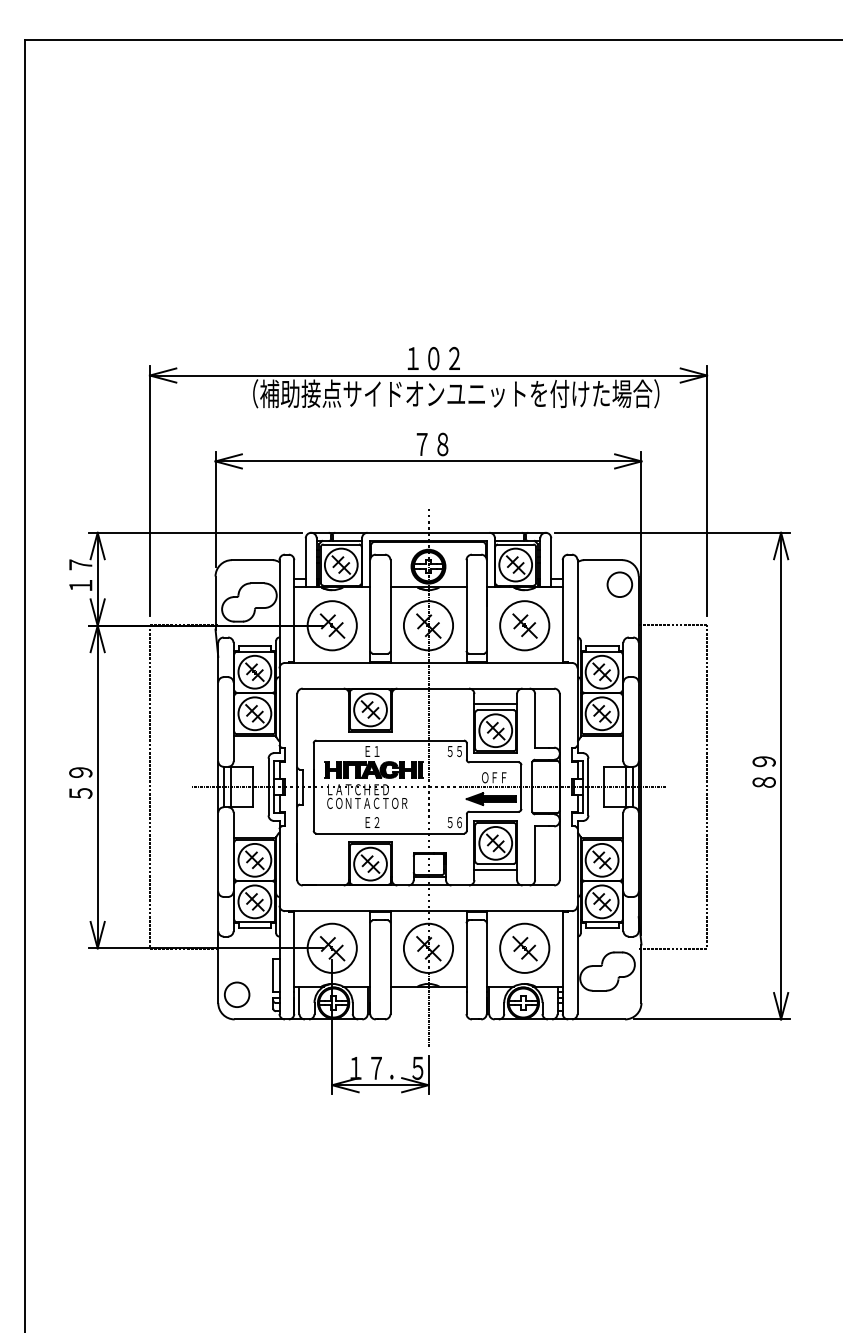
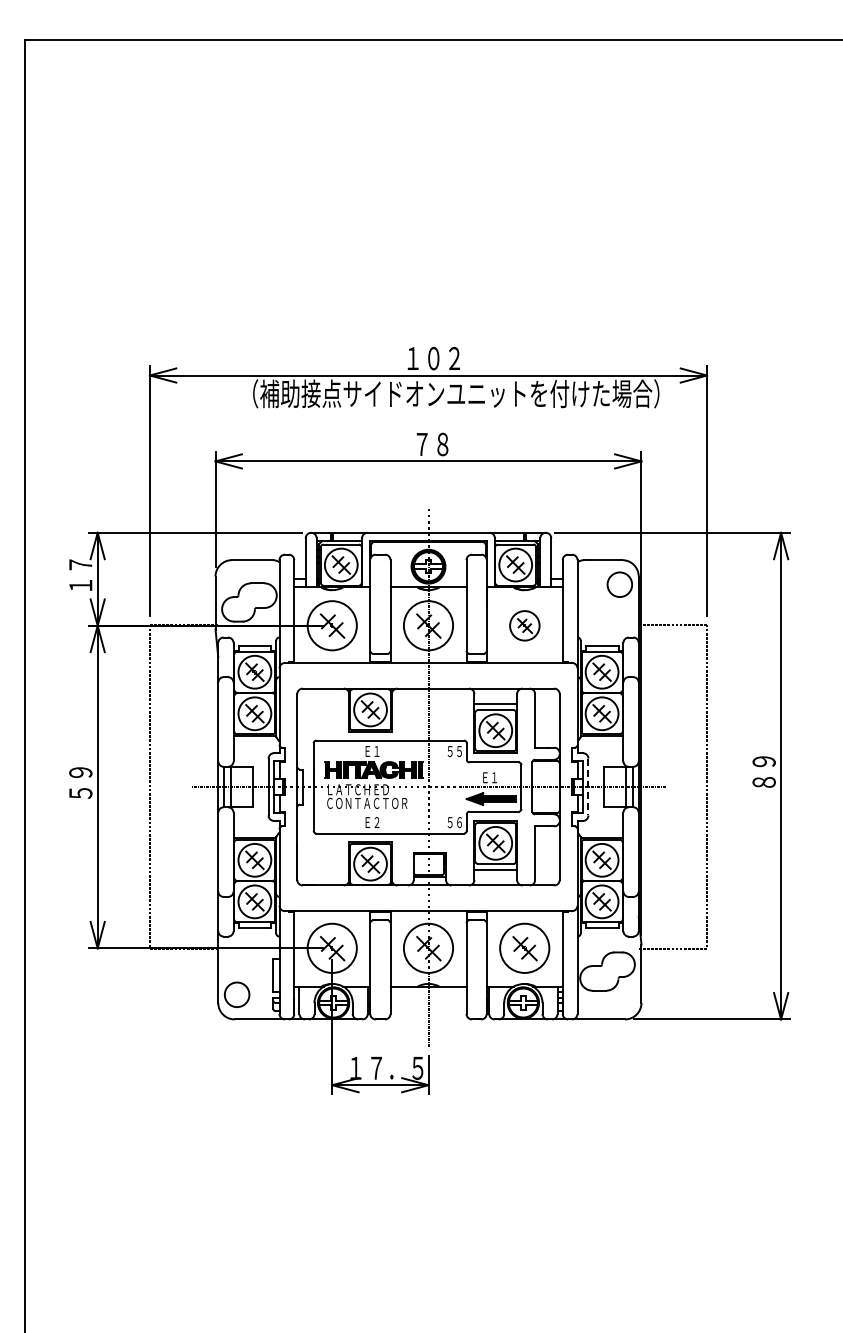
part size: 52x52 px -> 32x32 px (524, 625)
text: ＯＦＦ -> Ｅ１ (494, 777)
line: solid -> dashed (588, 787)
